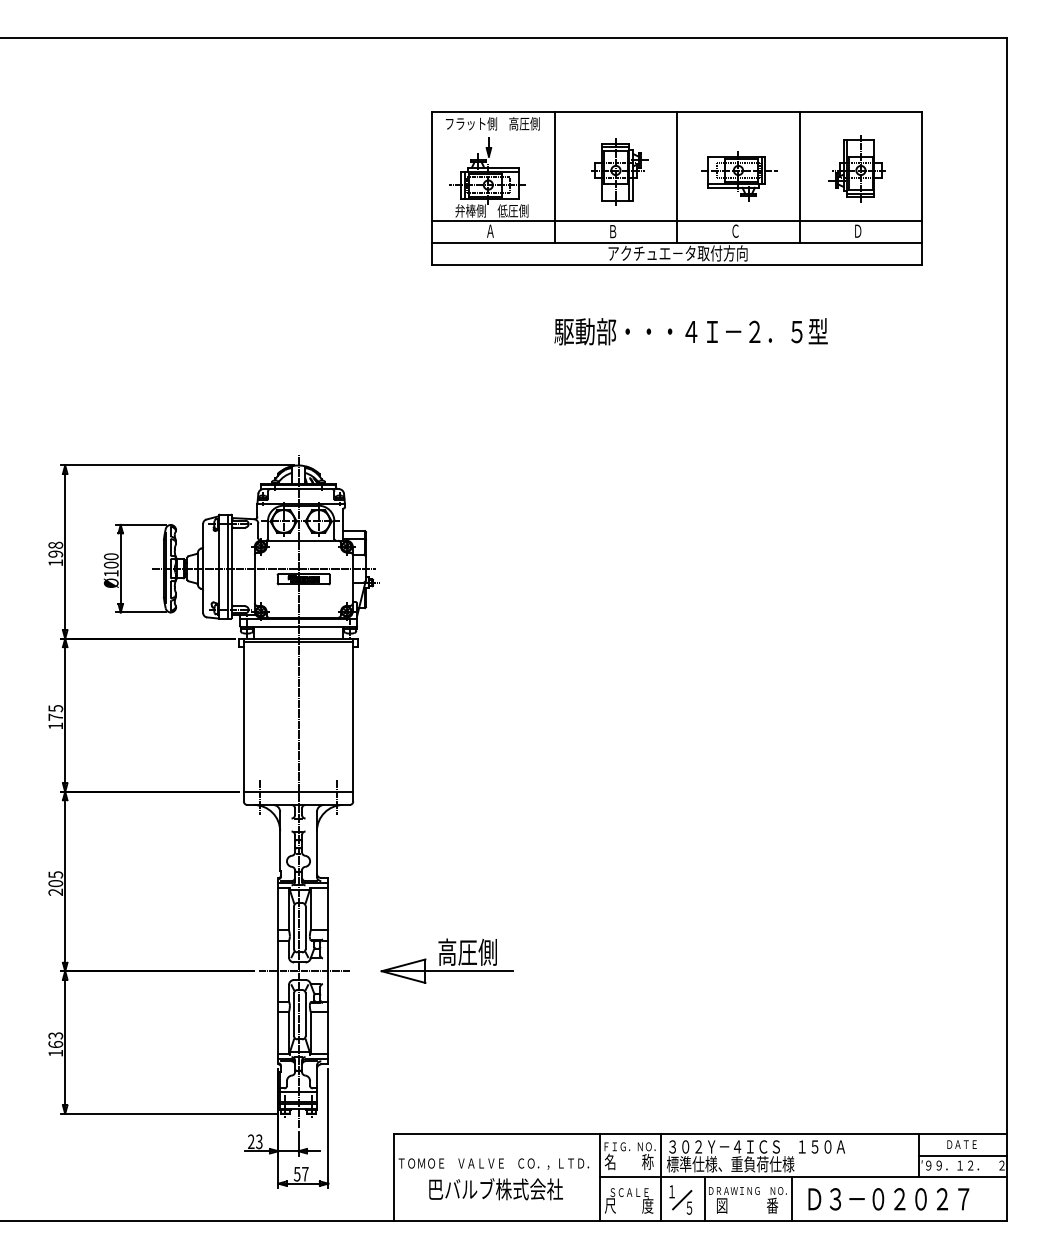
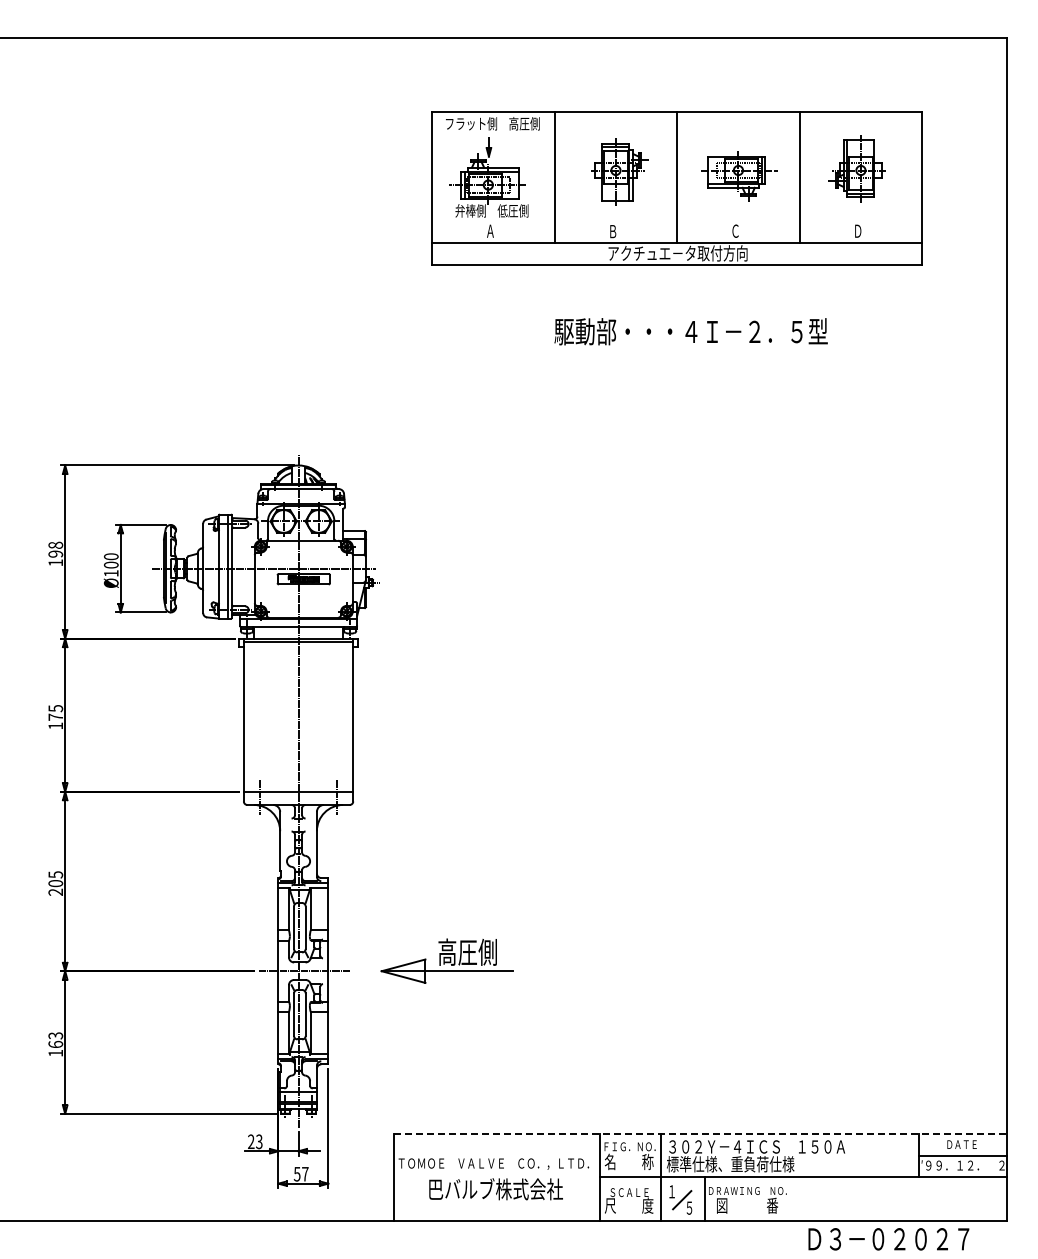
line: present -> none (677, 221)
line: solid -> dashed (701, 1133)
line: present -> none (792, 1199)
text position: (888, 1199) -> (888, 1239) (888, 1239)
